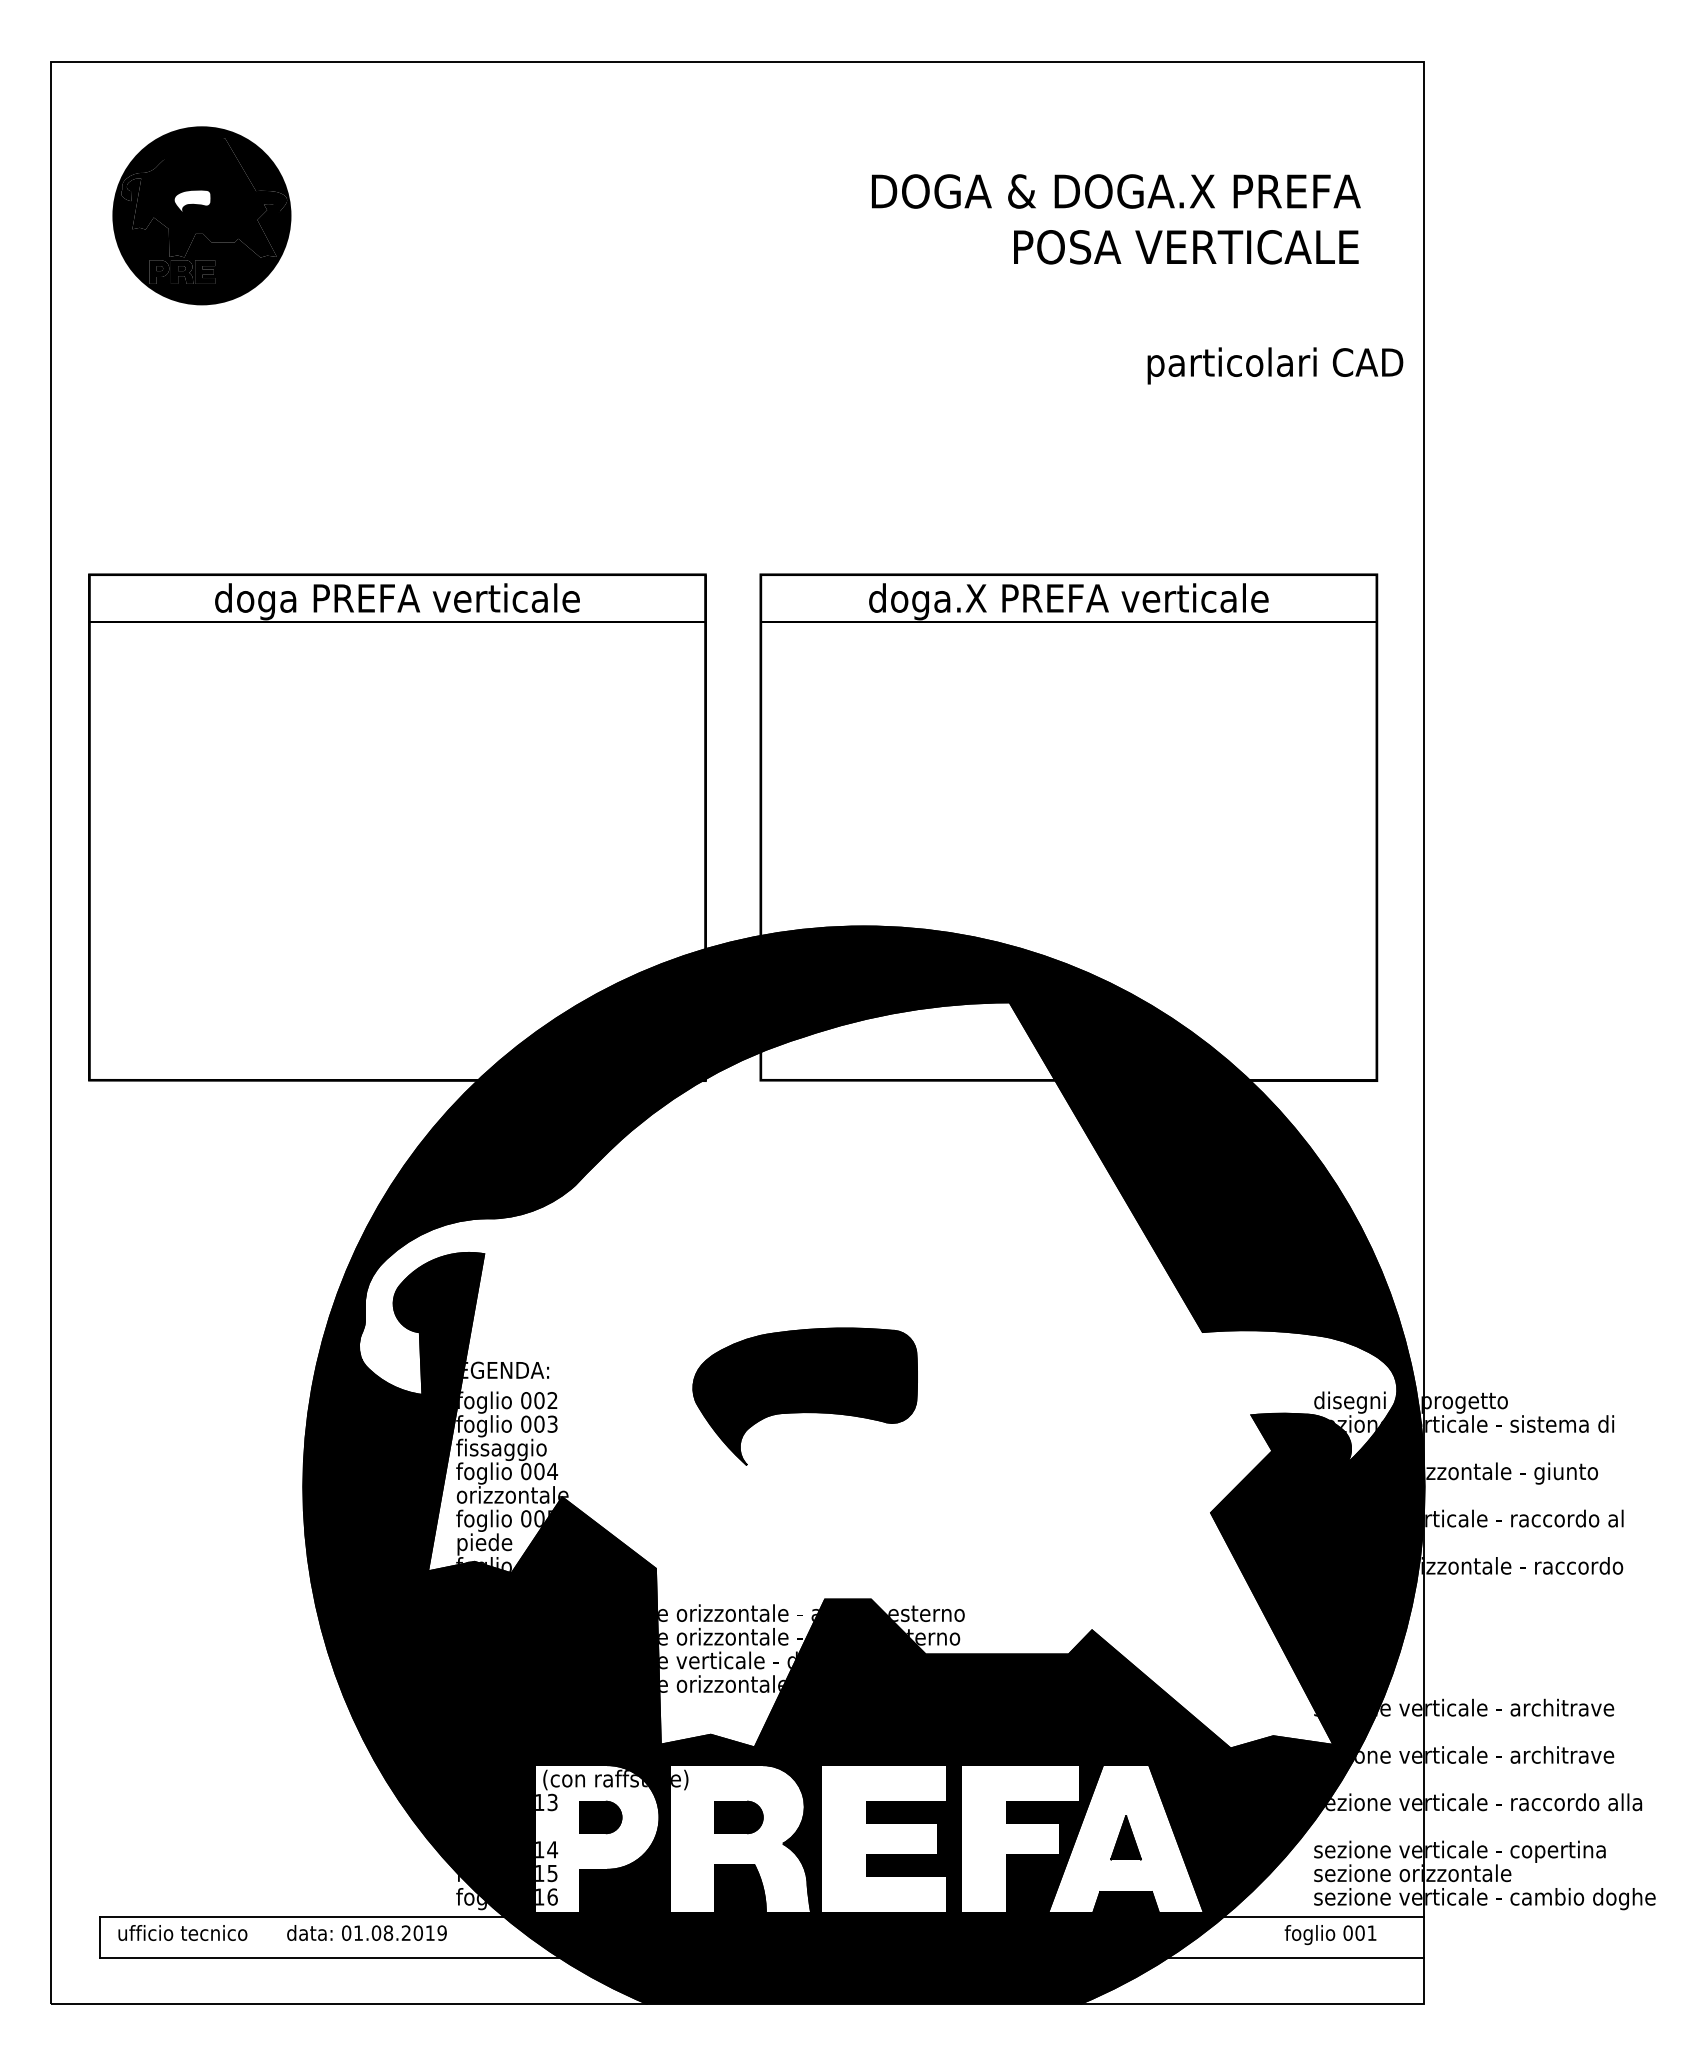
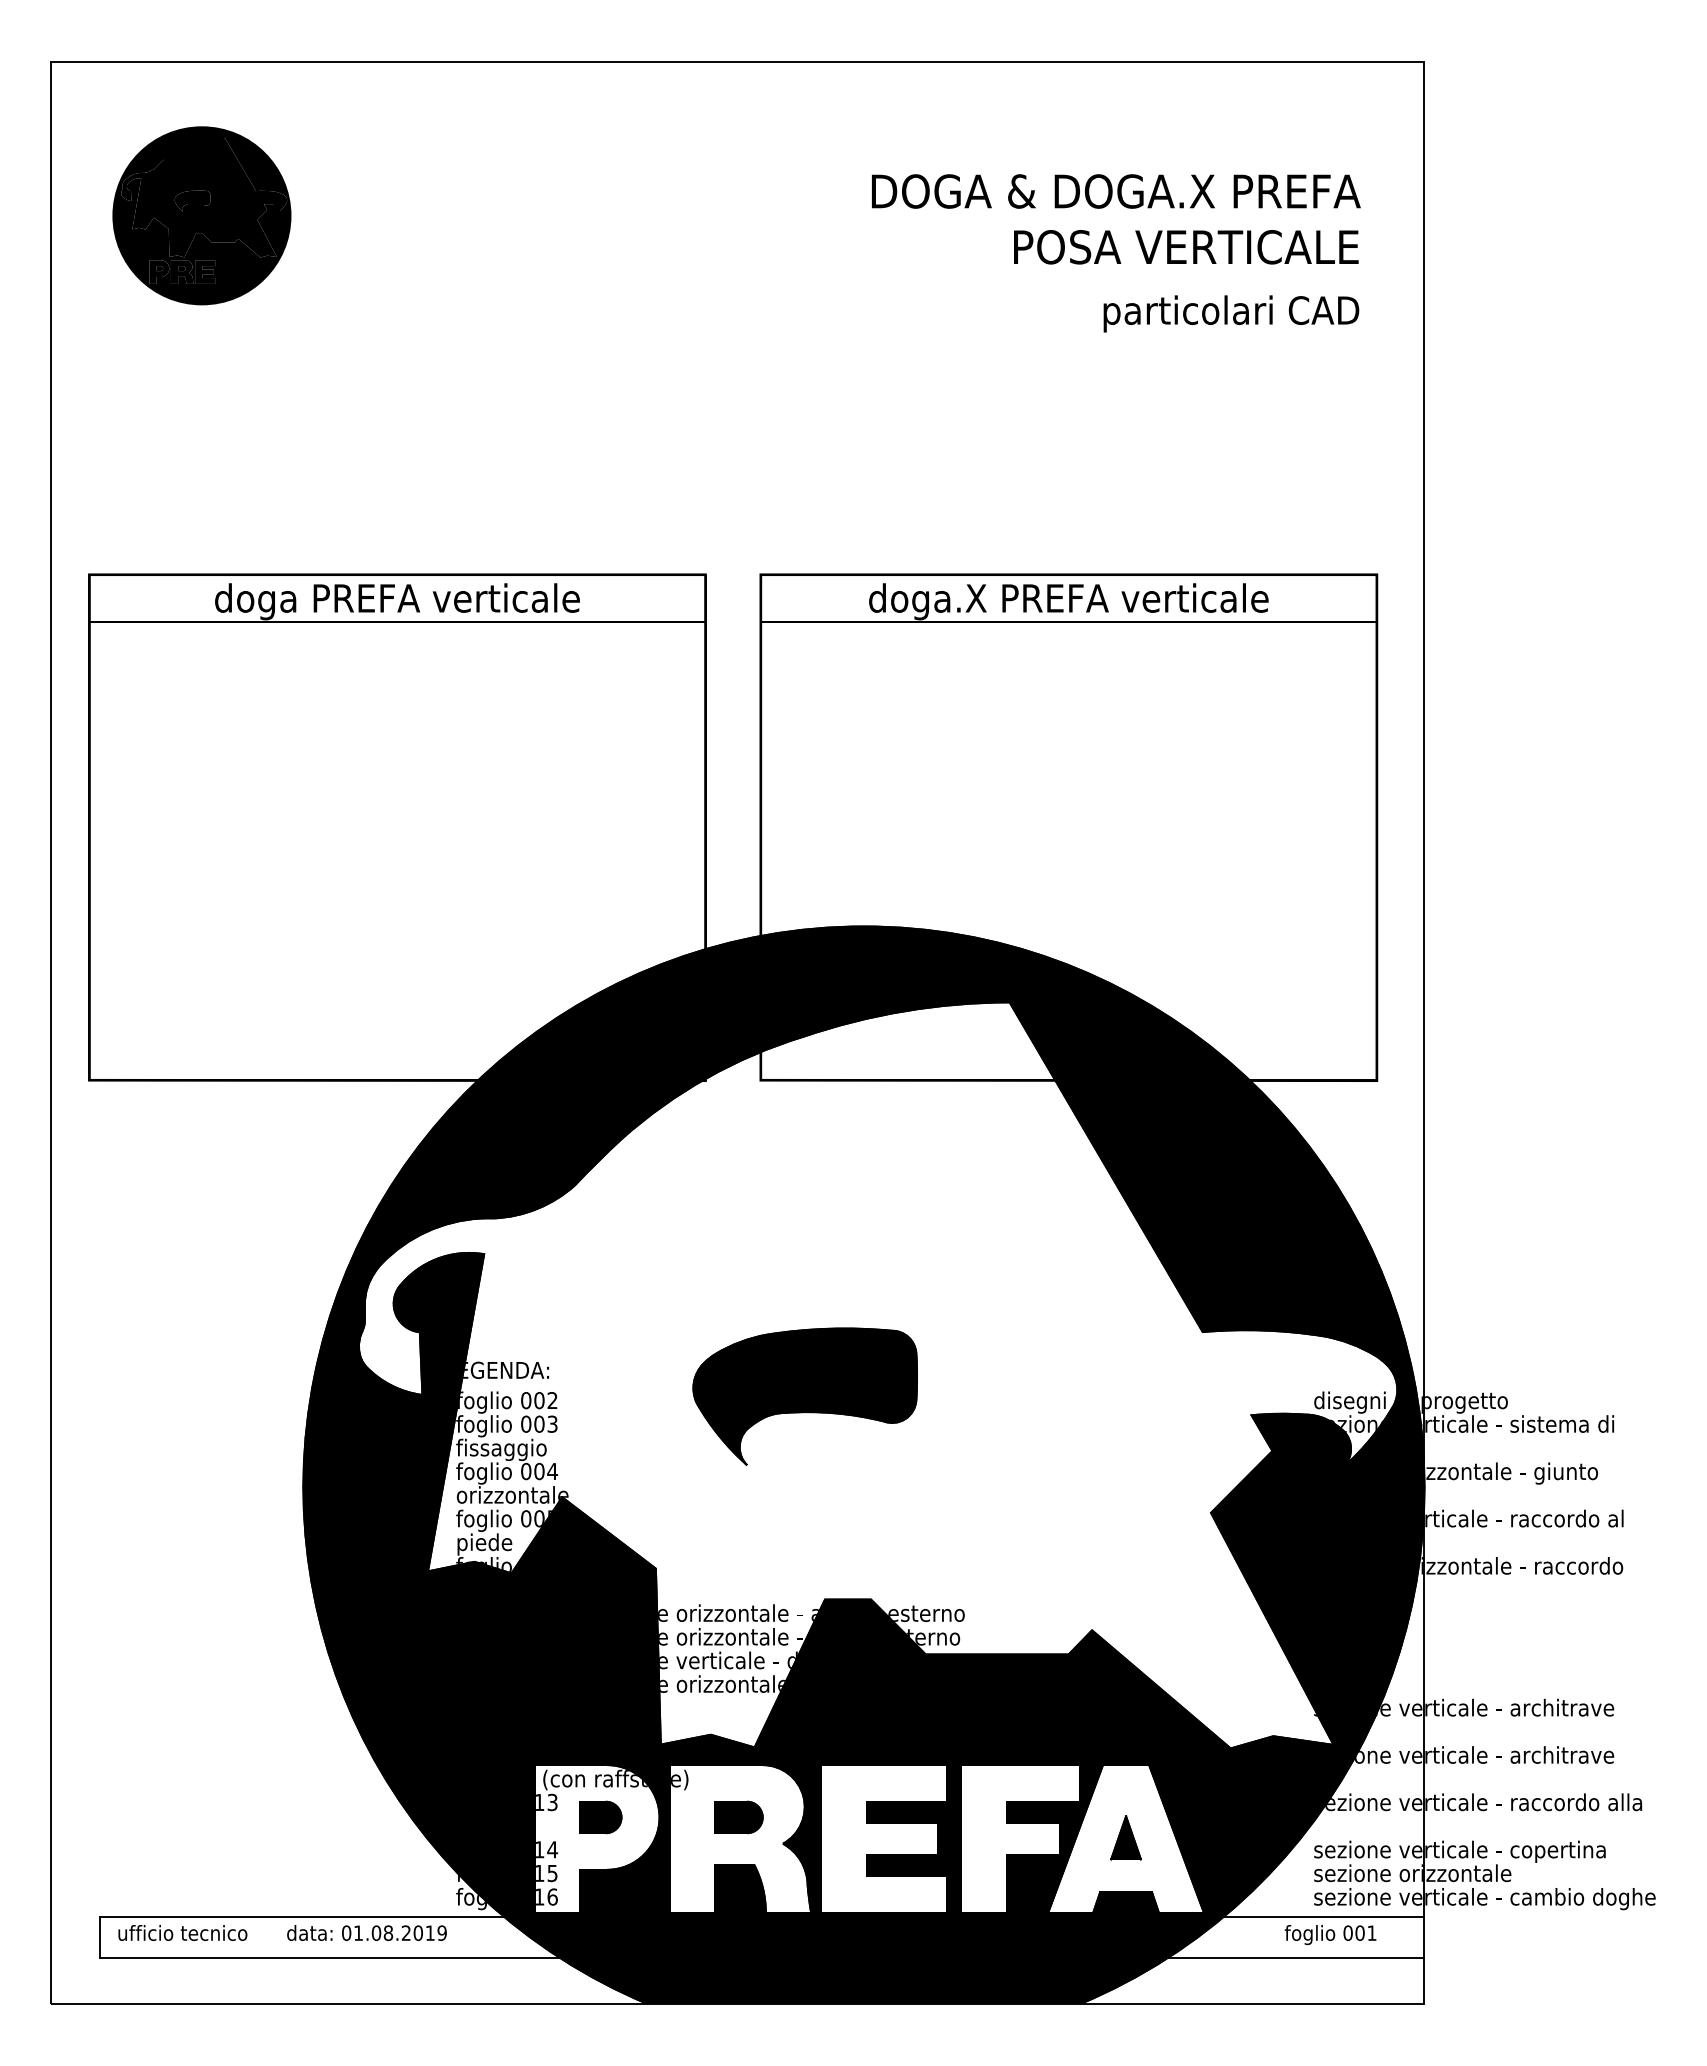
fill: none -> present (192, 201)
text position: (1275, 365) -> (1231, 313) (1231, 313)
